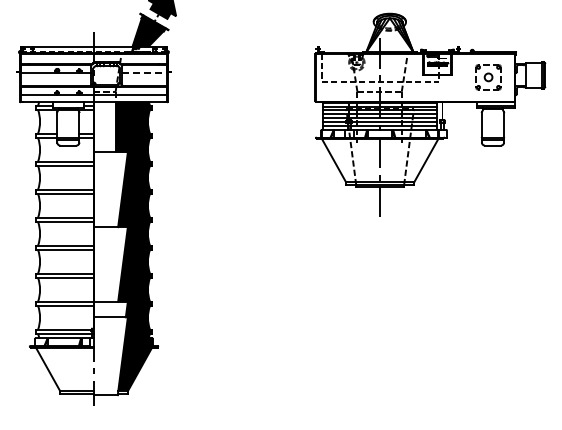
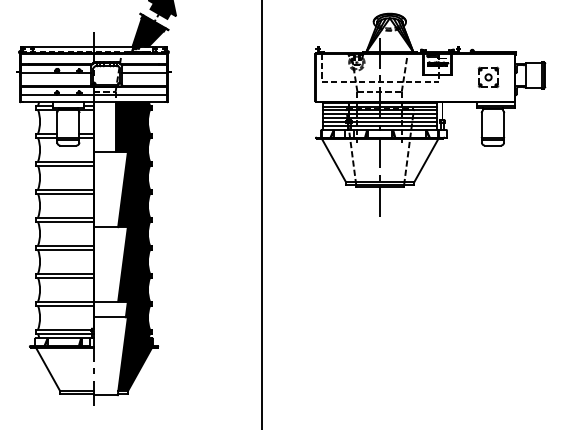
line: dashed -> solid (144, 73)
part size: 27x27 px -> 23x23 px (488, 77)
line: none -> present (262, 214)
